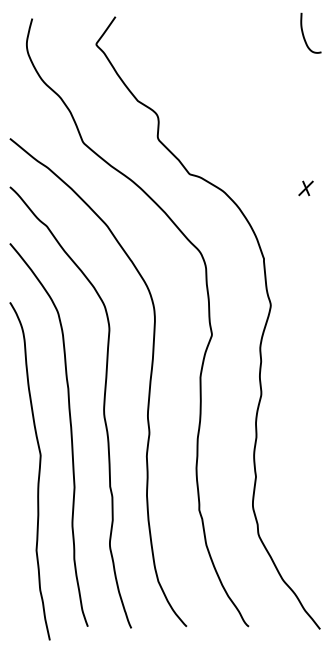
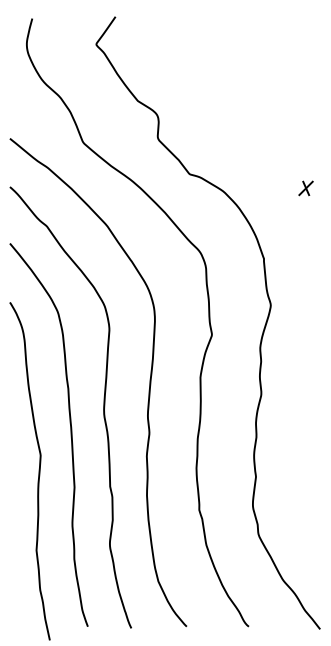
curve: present -> none (304, 35)
